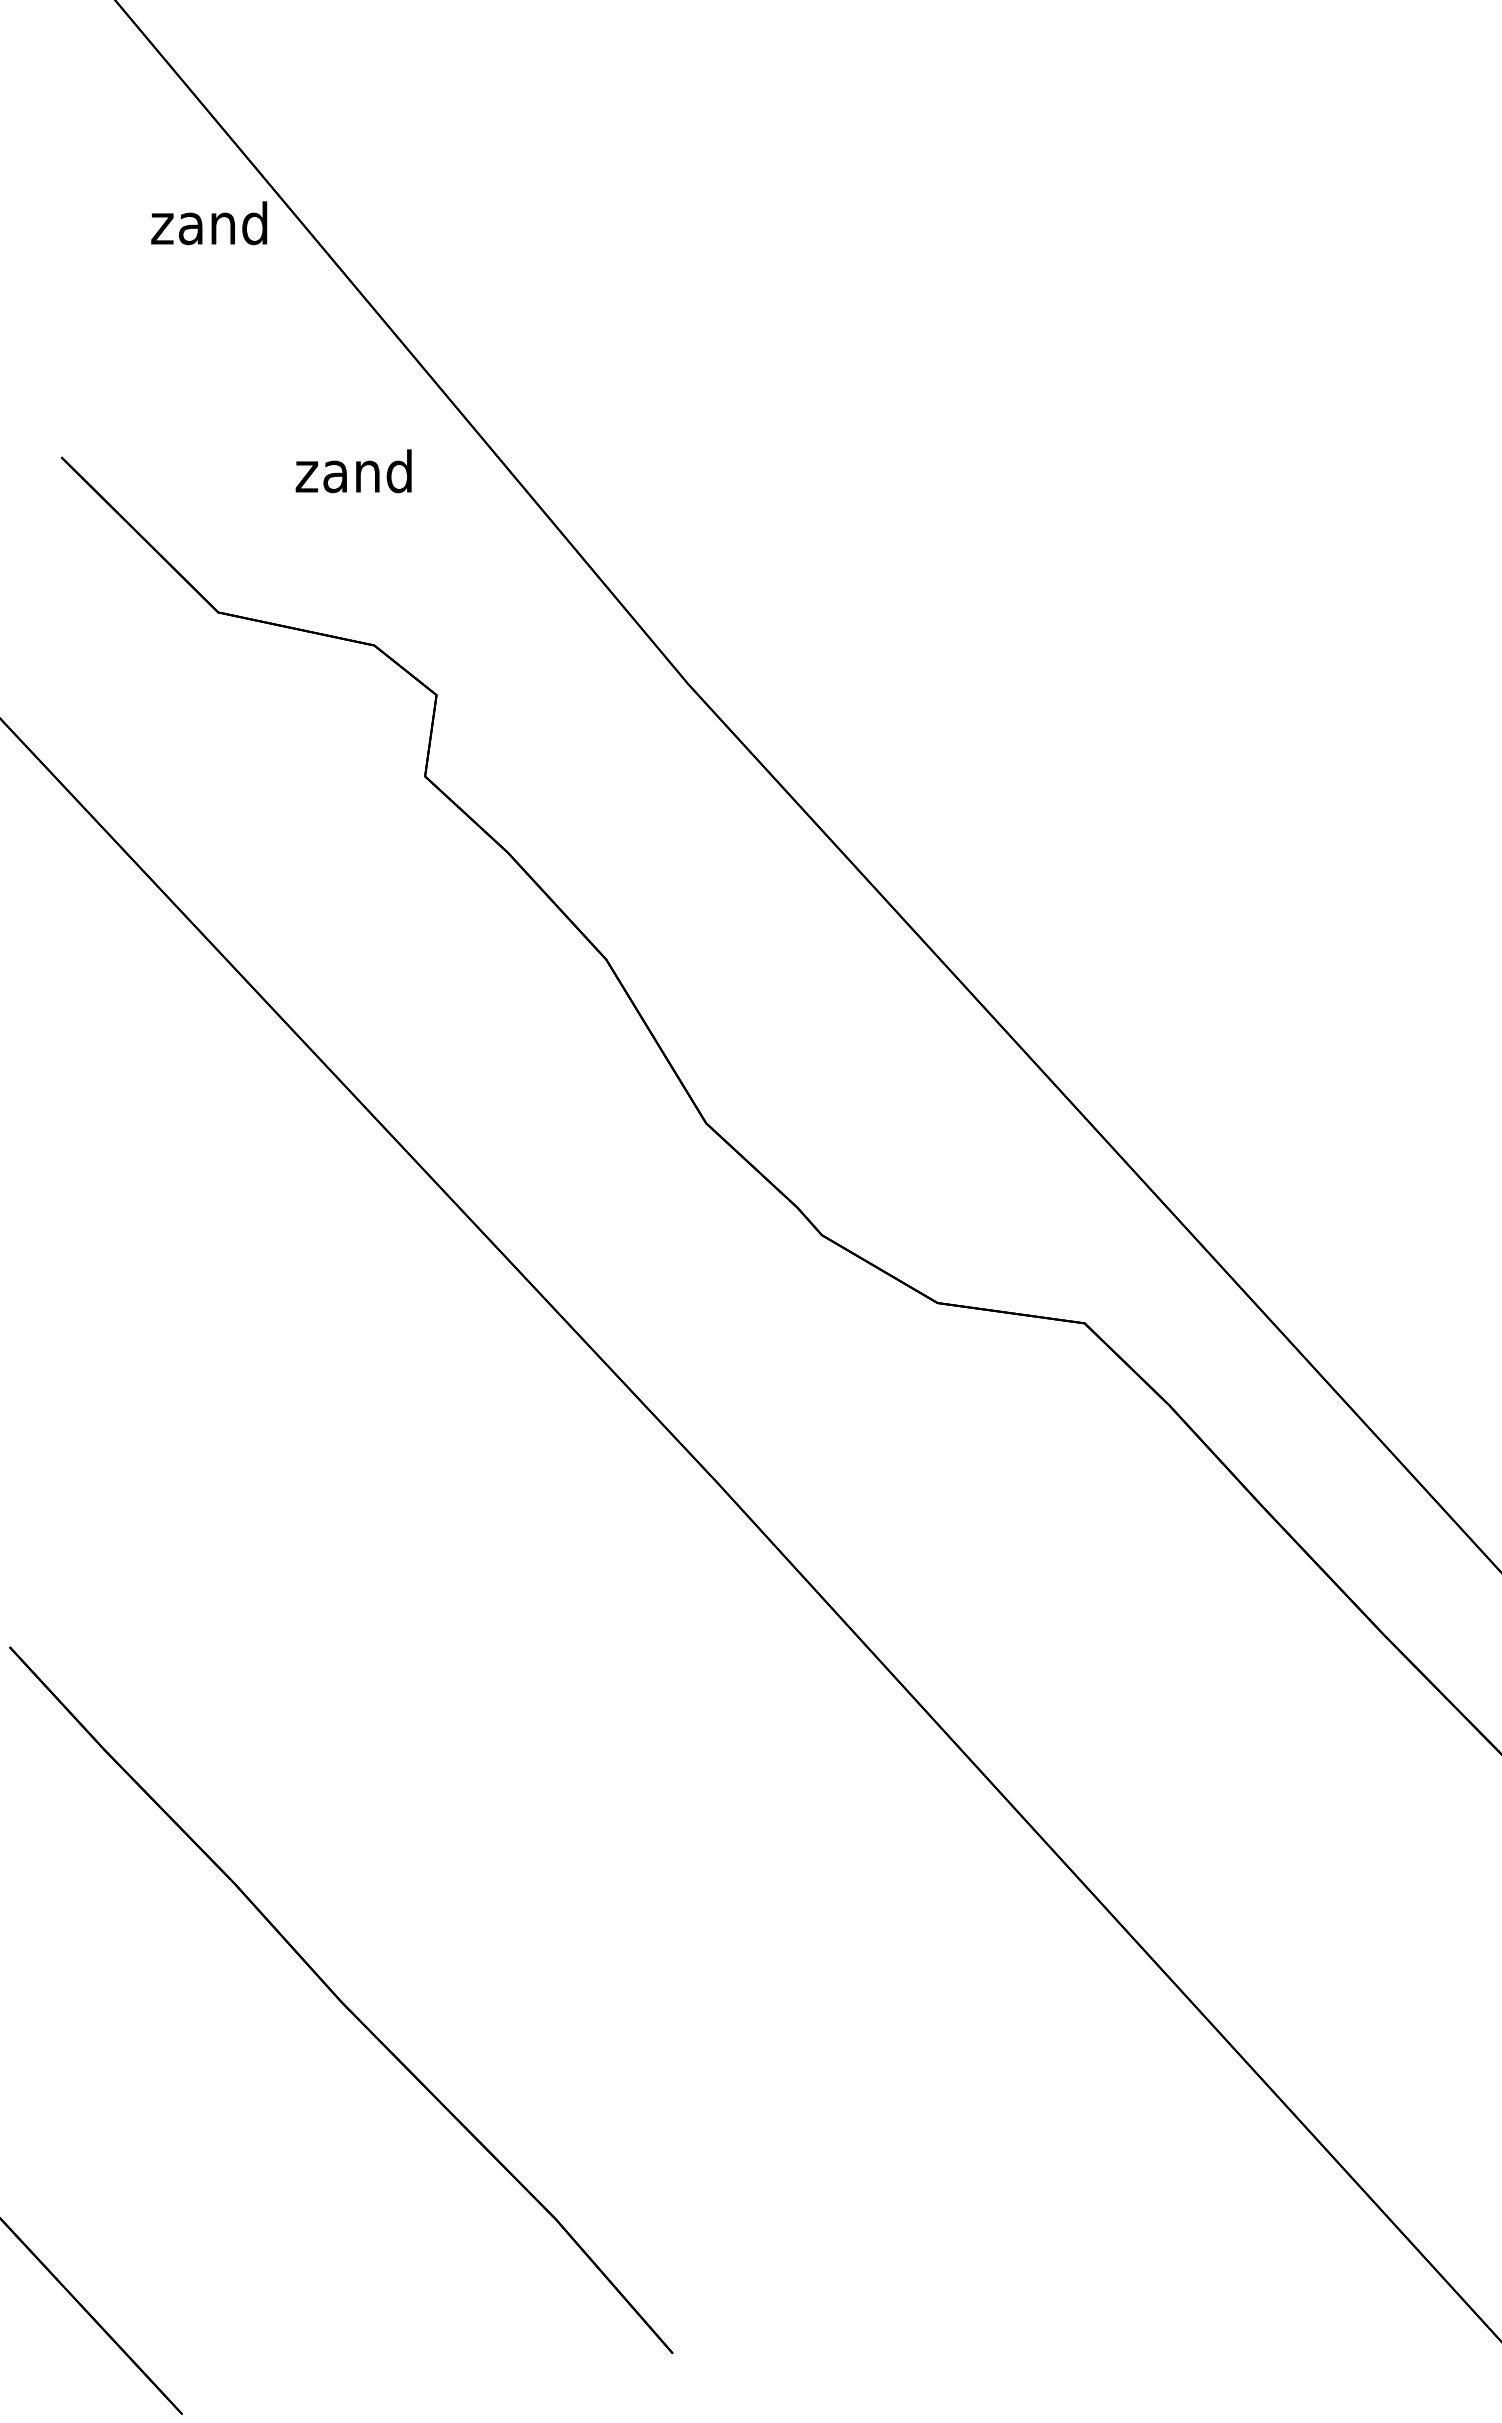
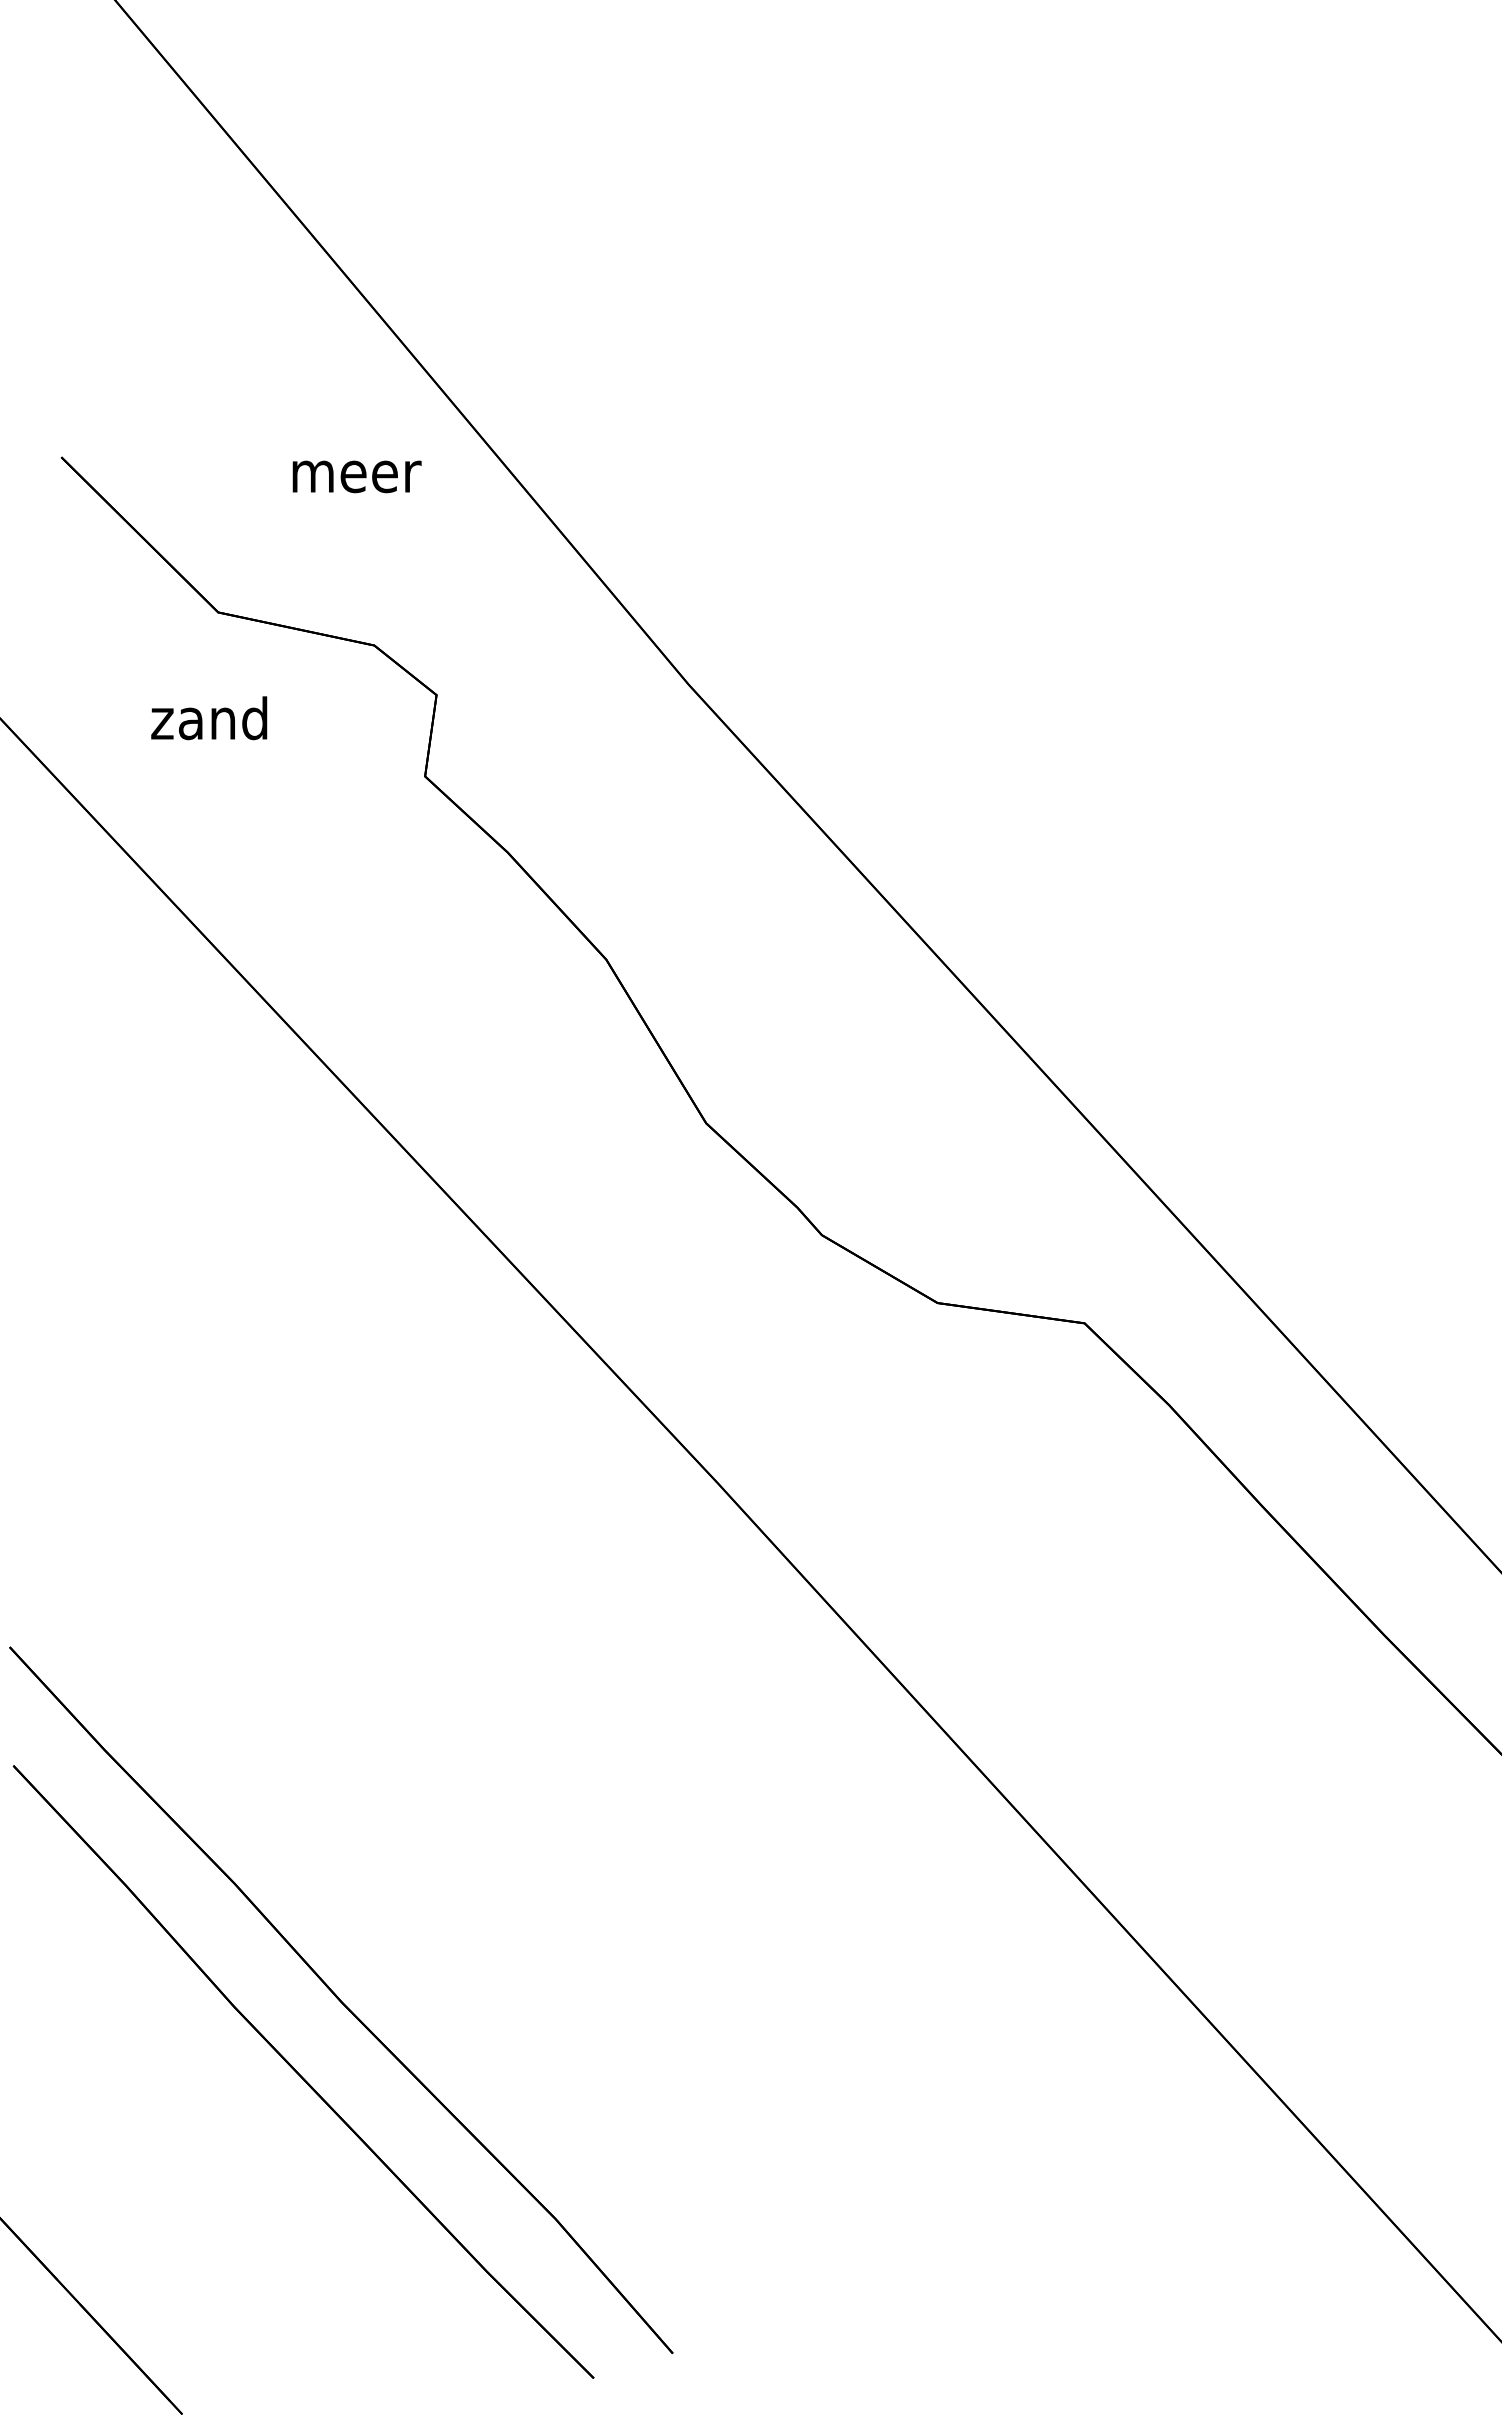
text position: (209, 223) -> (209, 718) (209, 718)
text: zand -> meer (356, 471)
part: none -> present (303, 2071)
